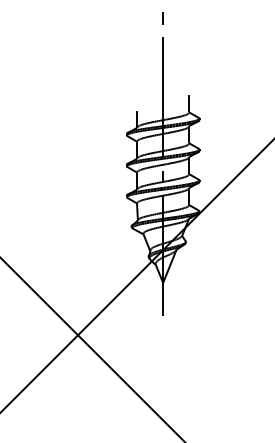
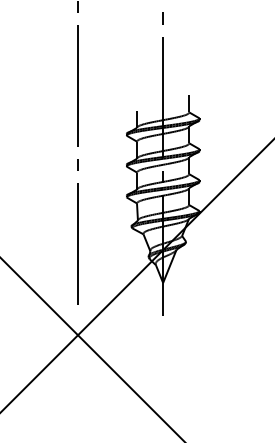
line: none -> present (78, 153)
